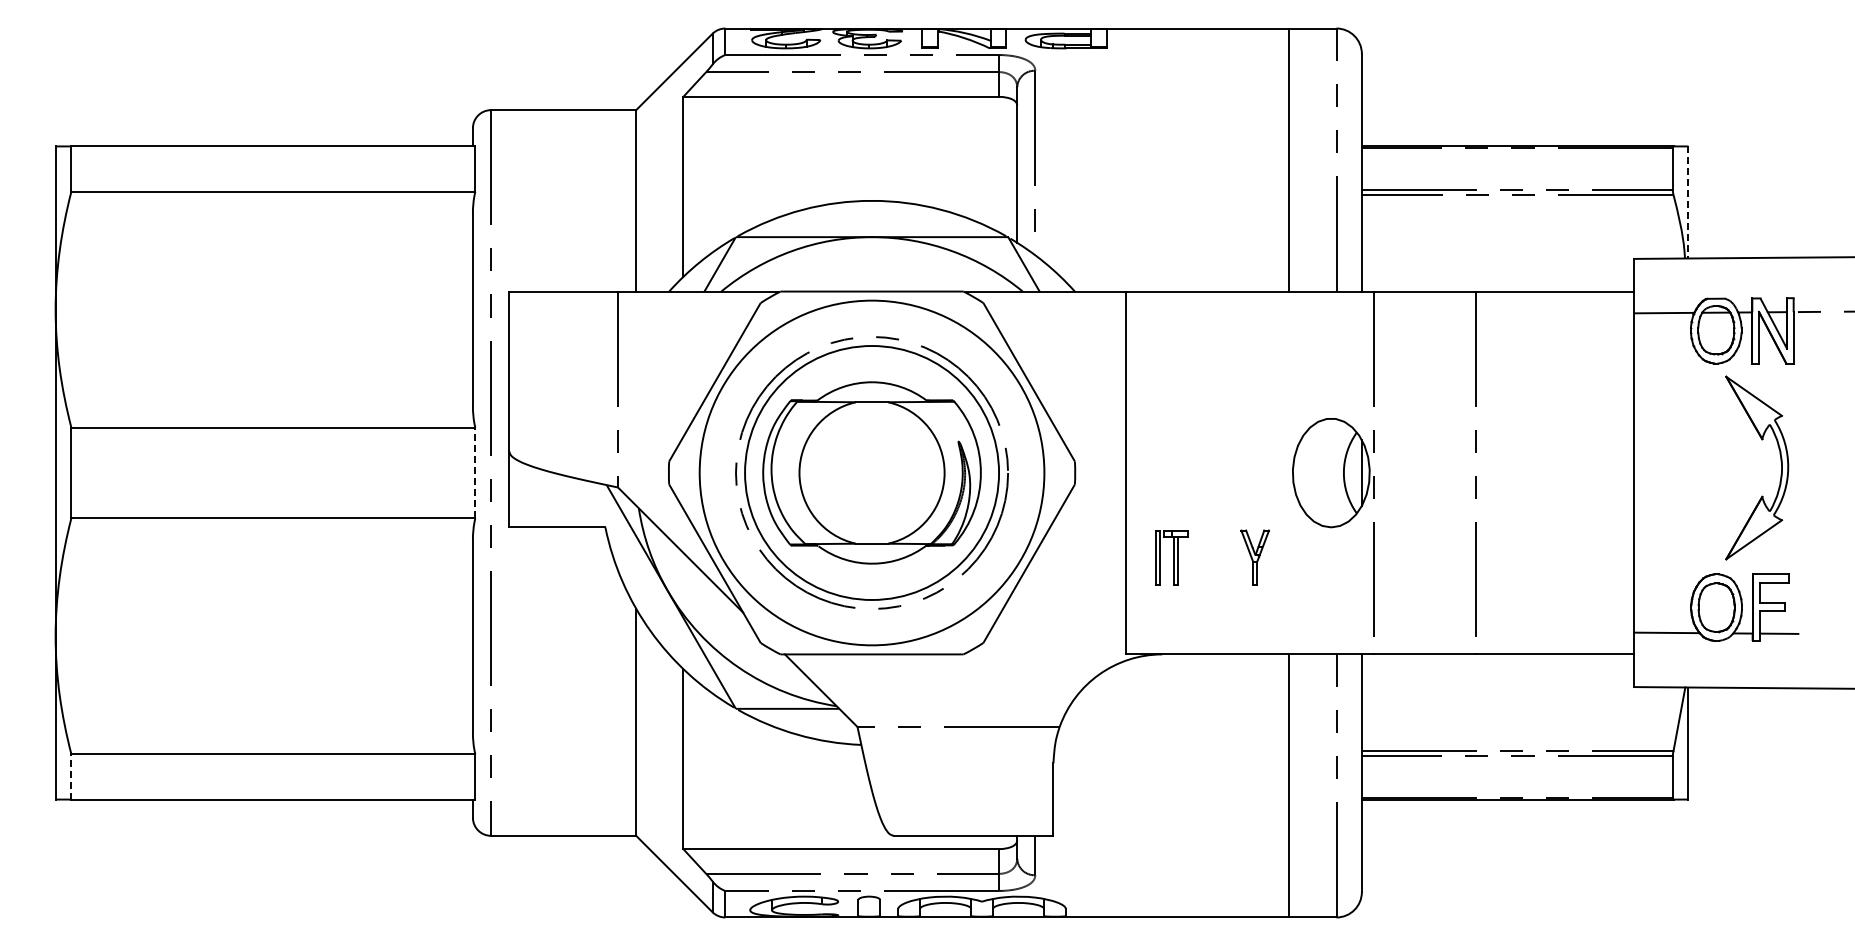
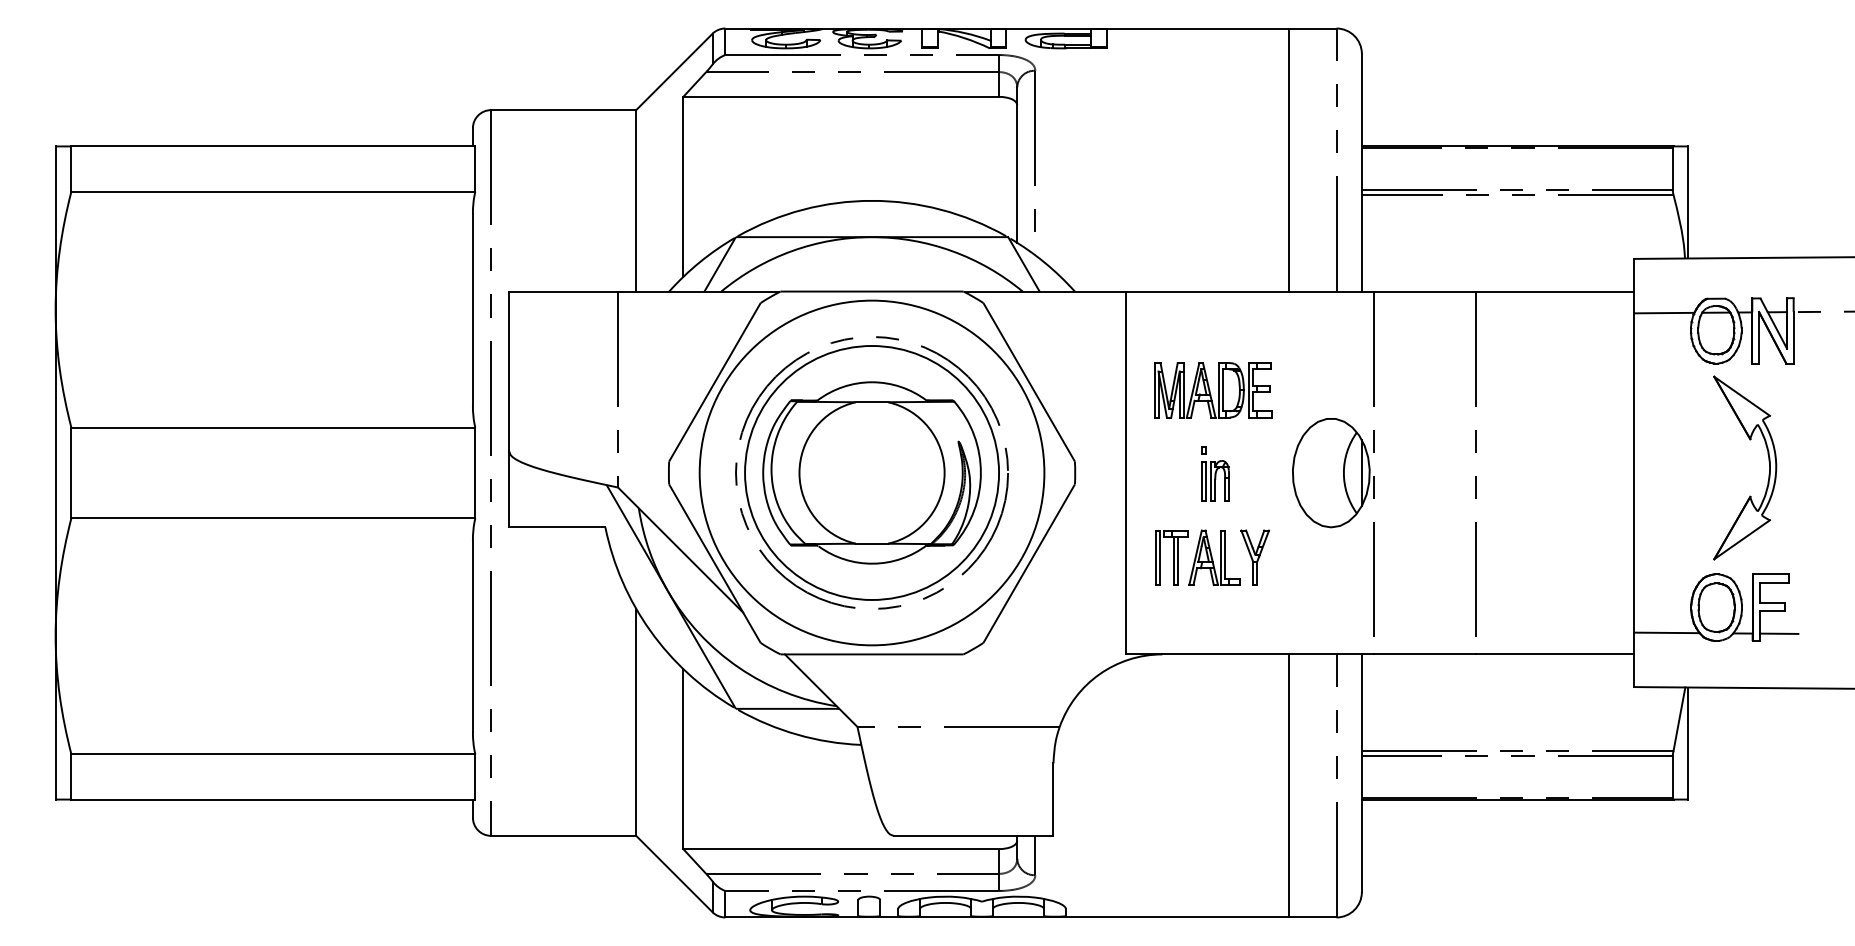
line: dashed -> solid (1688, 202)
part: none -> present (1213, 390)
part position: (1780, 461) -> (1768, 461) (1768, 461)
line: dashed -> solid (475, 472)
part: none -> present (1215, 473)
part: none -> present (1214, 557)
line: dashed -> solid (71, 776)
